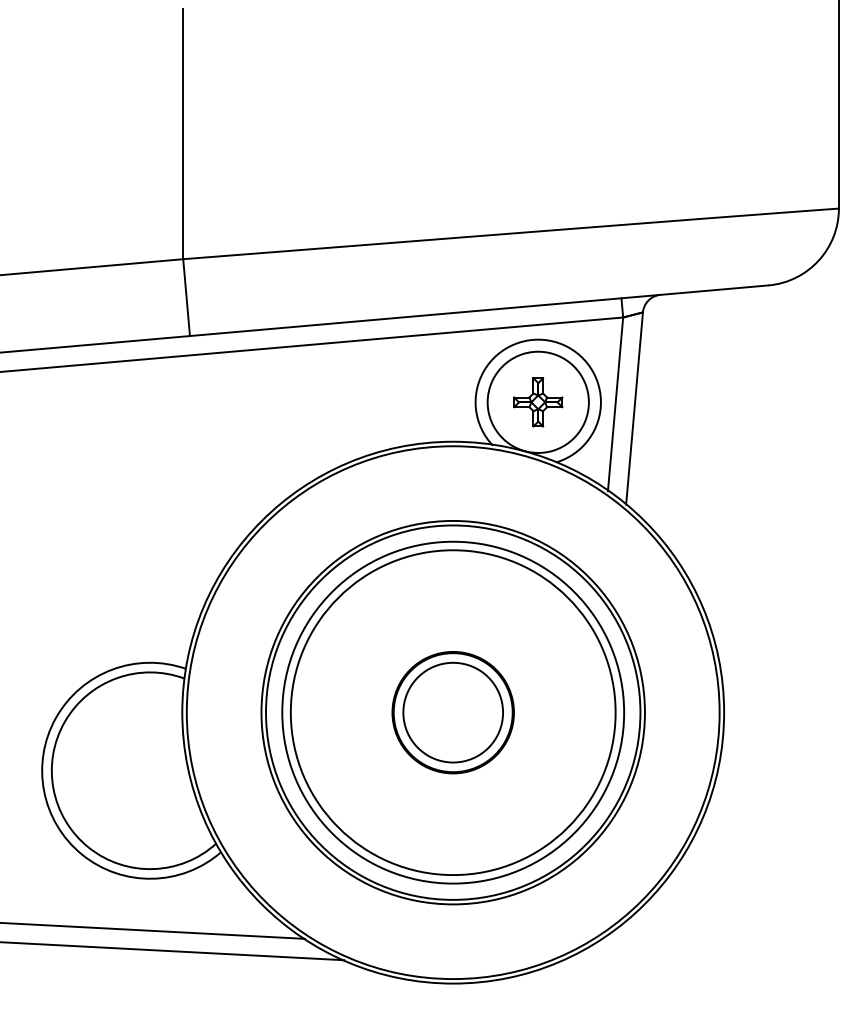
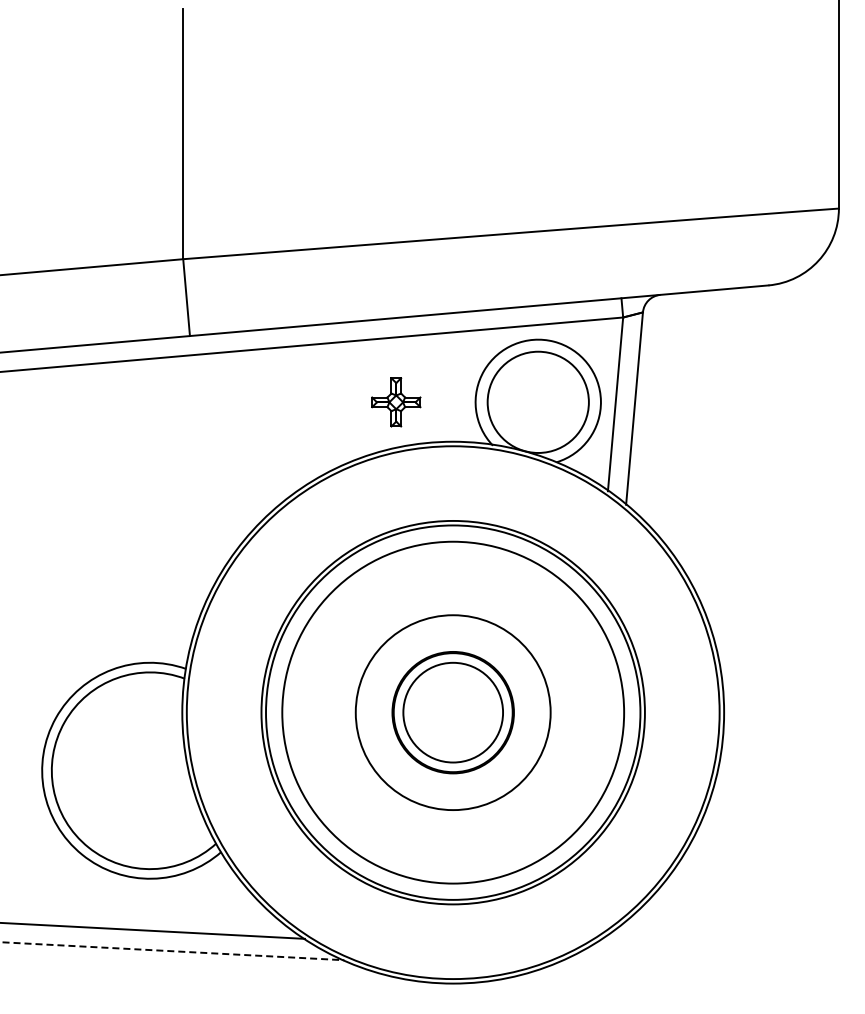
part position: (538, 402) -> (396, 402) (396, 402)
circle diameter: 325 px -> 195 px (452, 712)
line: solid -> dashed (172, 951)
